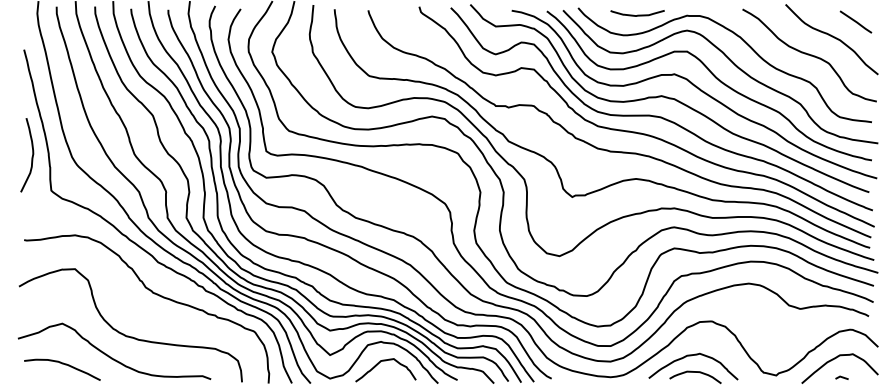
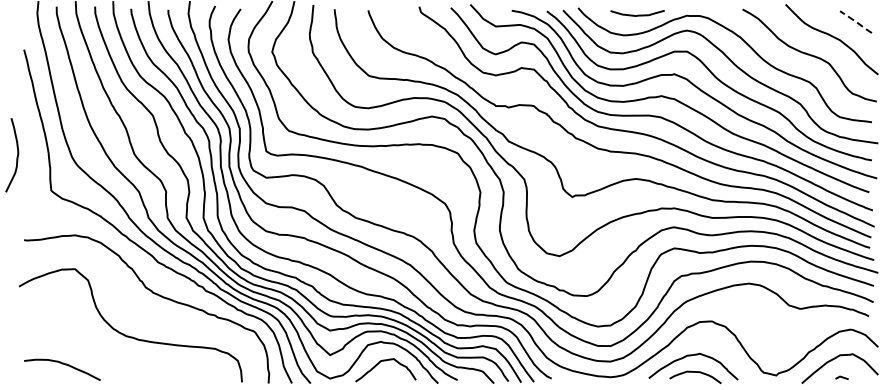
line: solid -> dashed (856, 22)
curve position: (31, 156) -> (16, 156) (16, 156)
curve: present -> none (109, 355)
